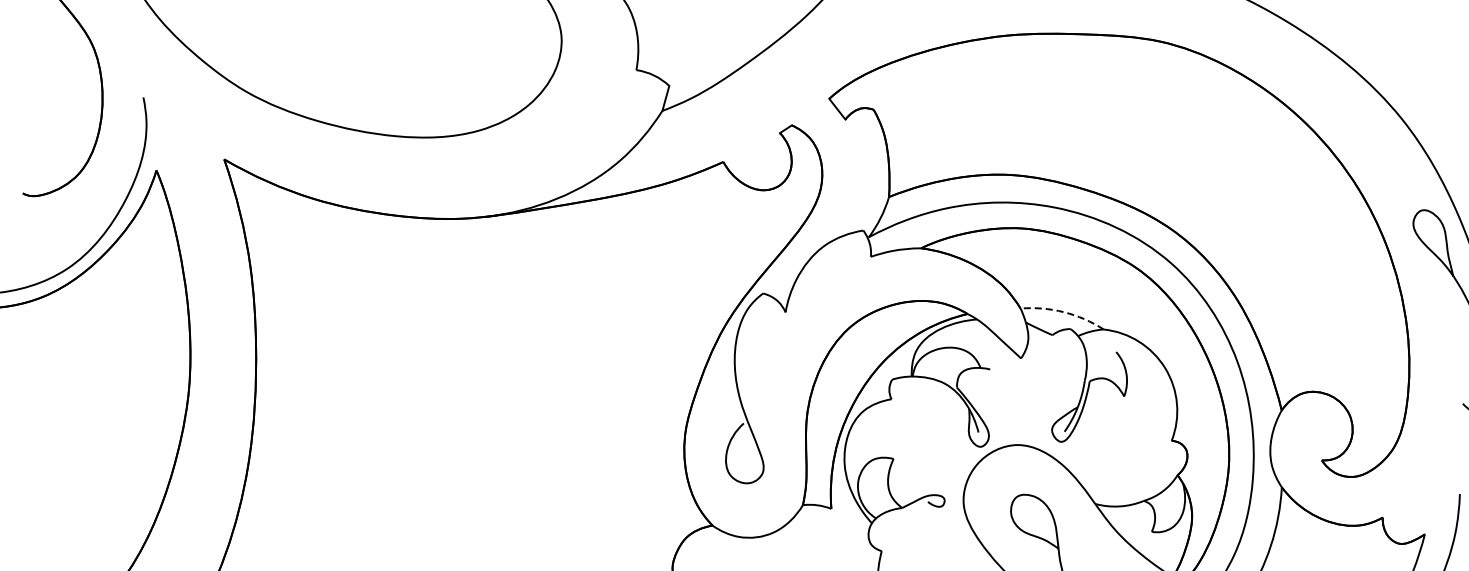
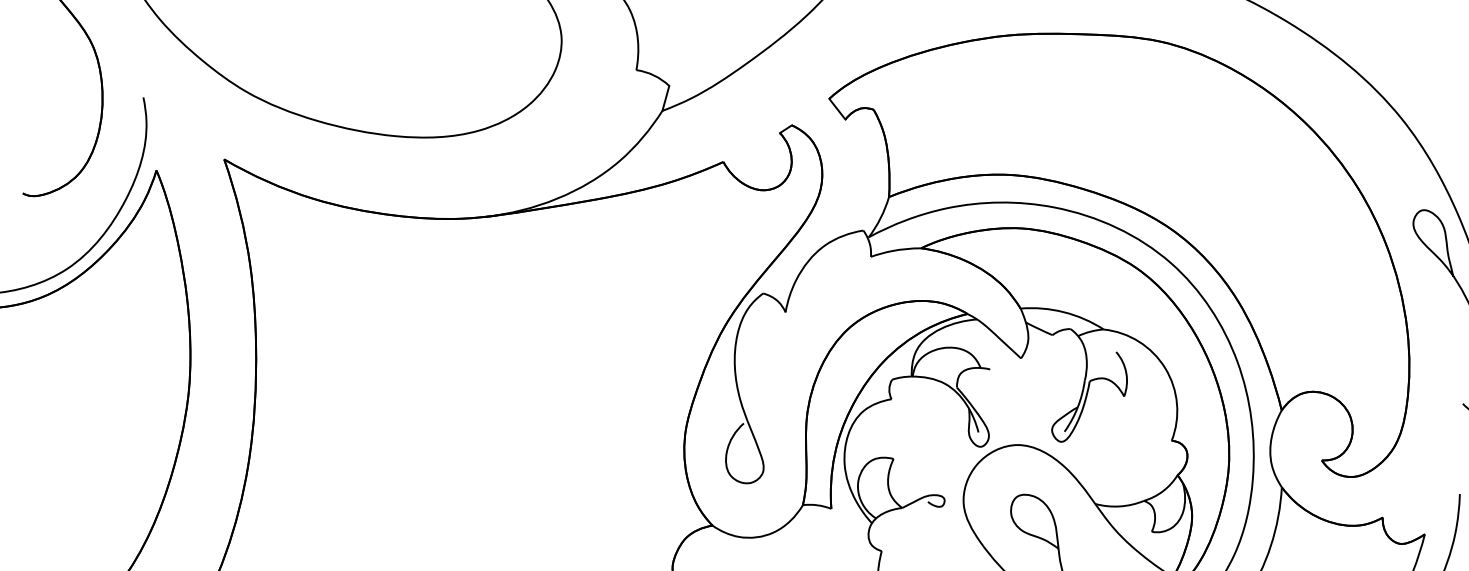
arc: dashed -> solid (1063, 312)
